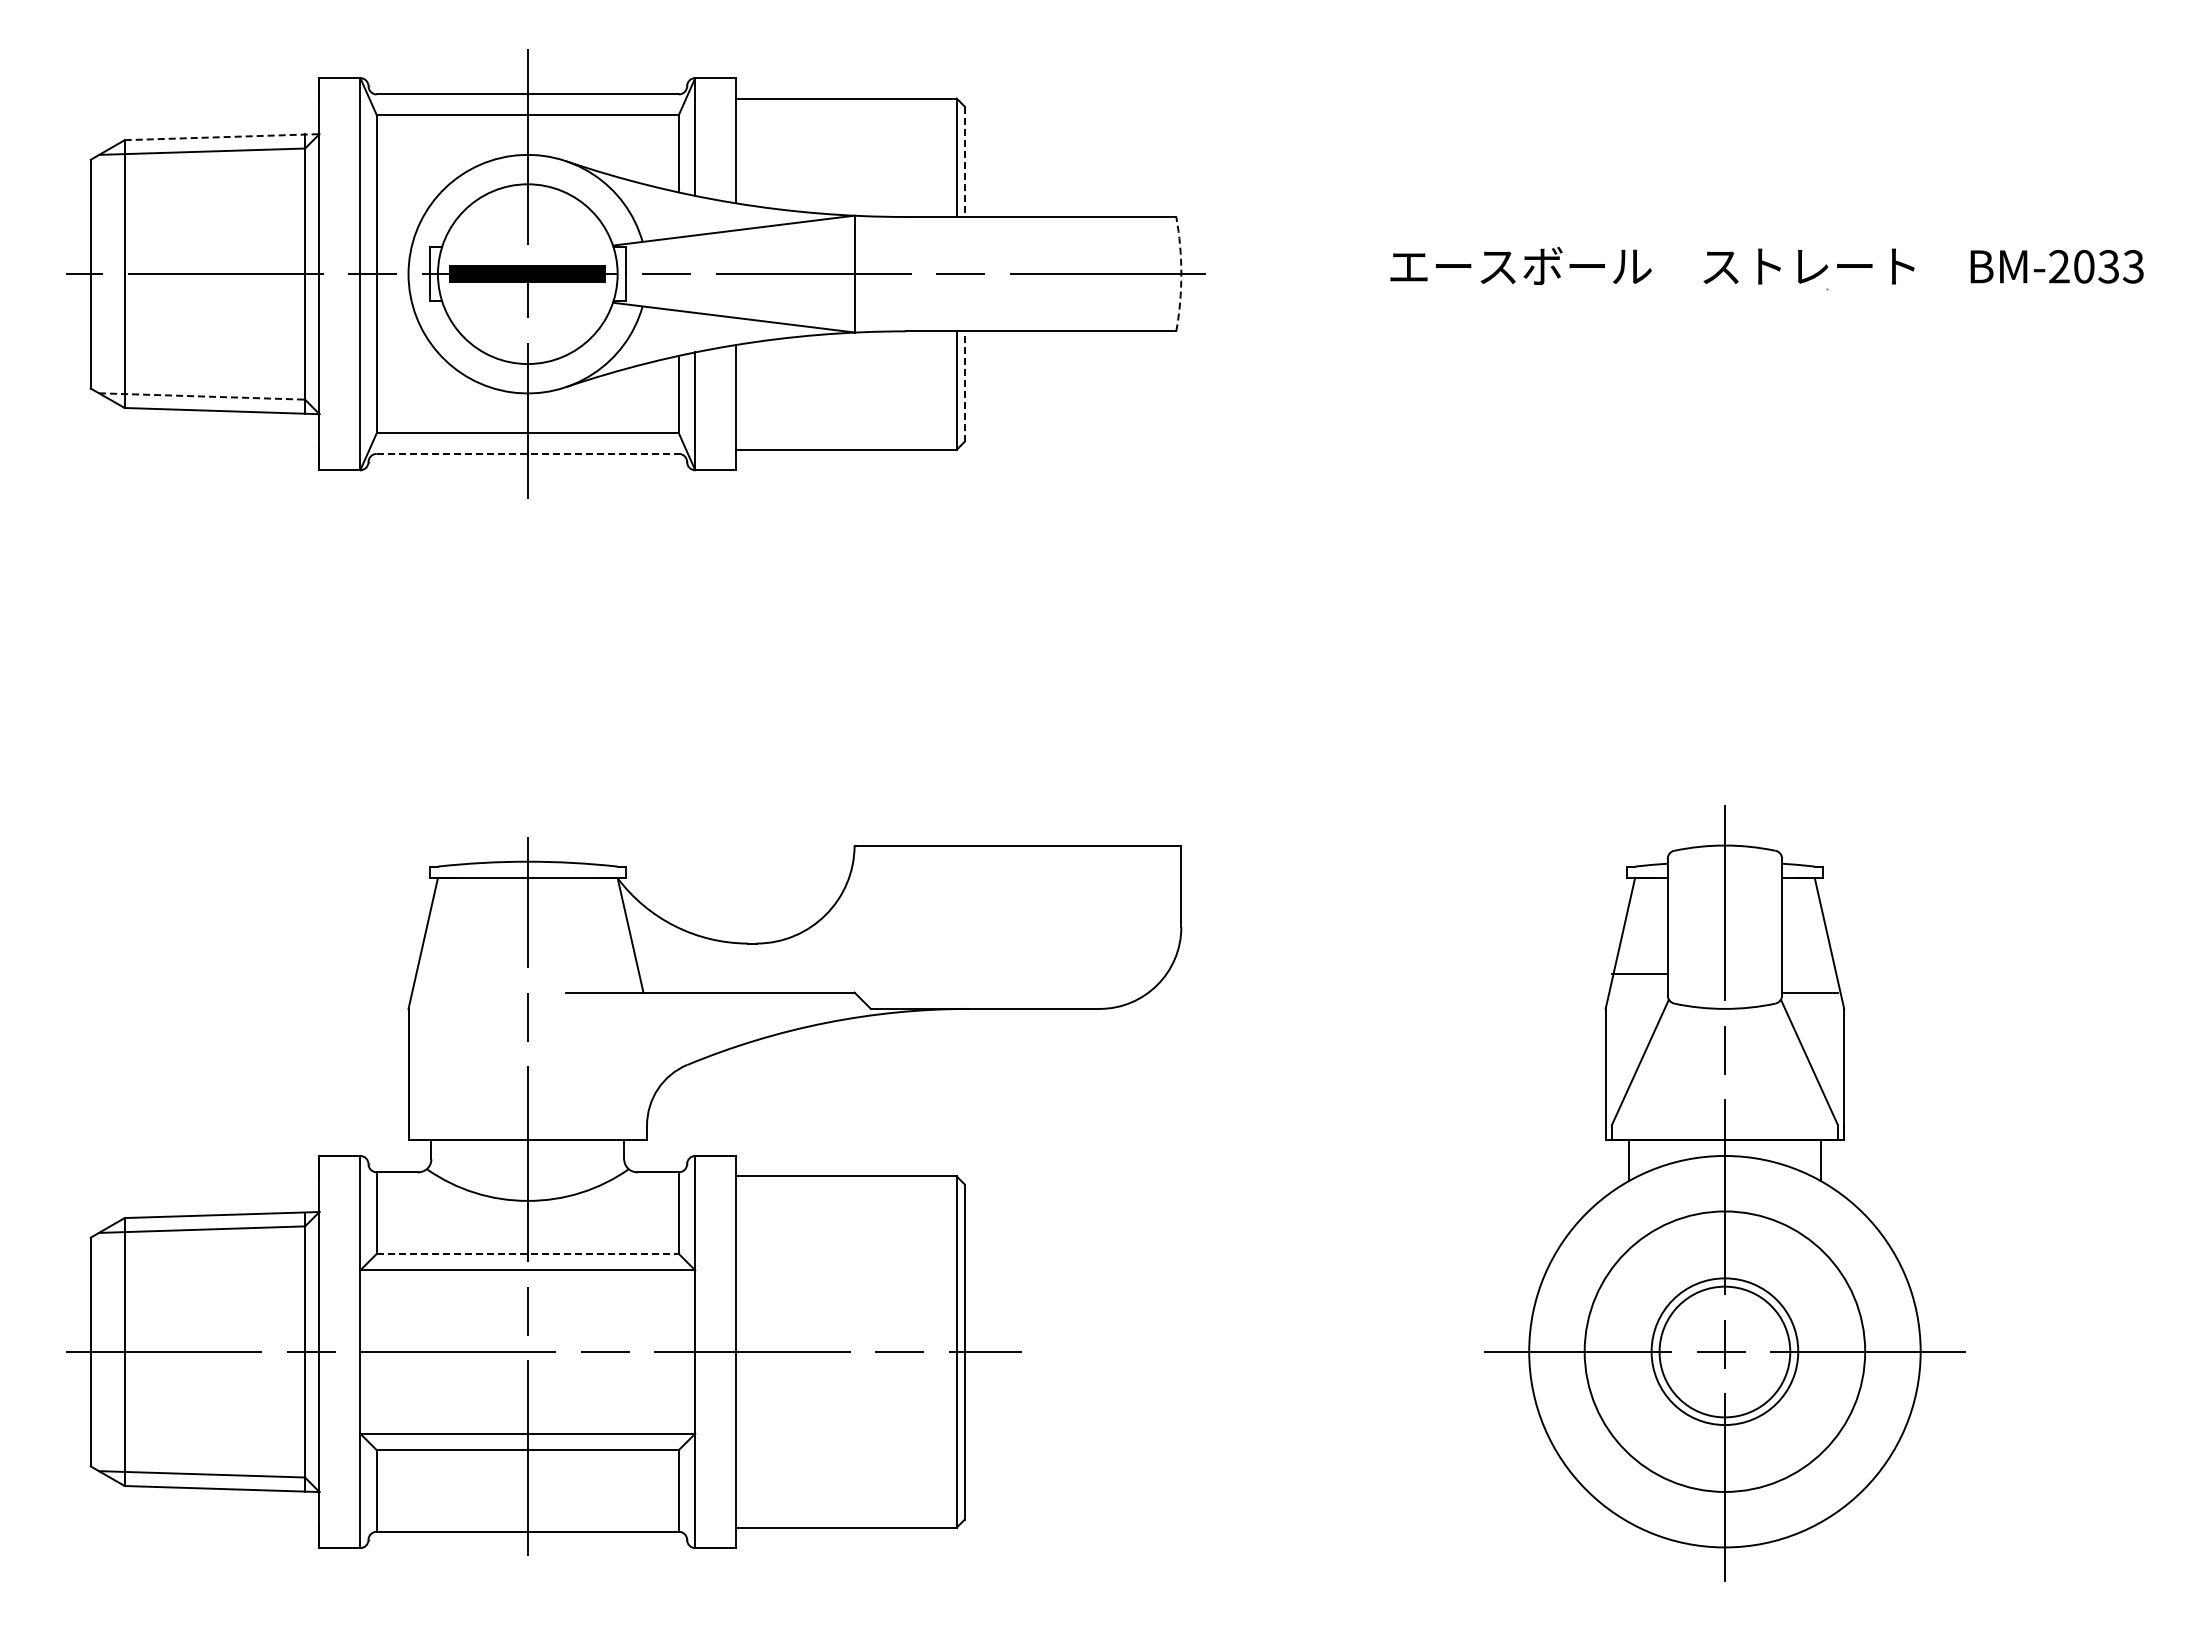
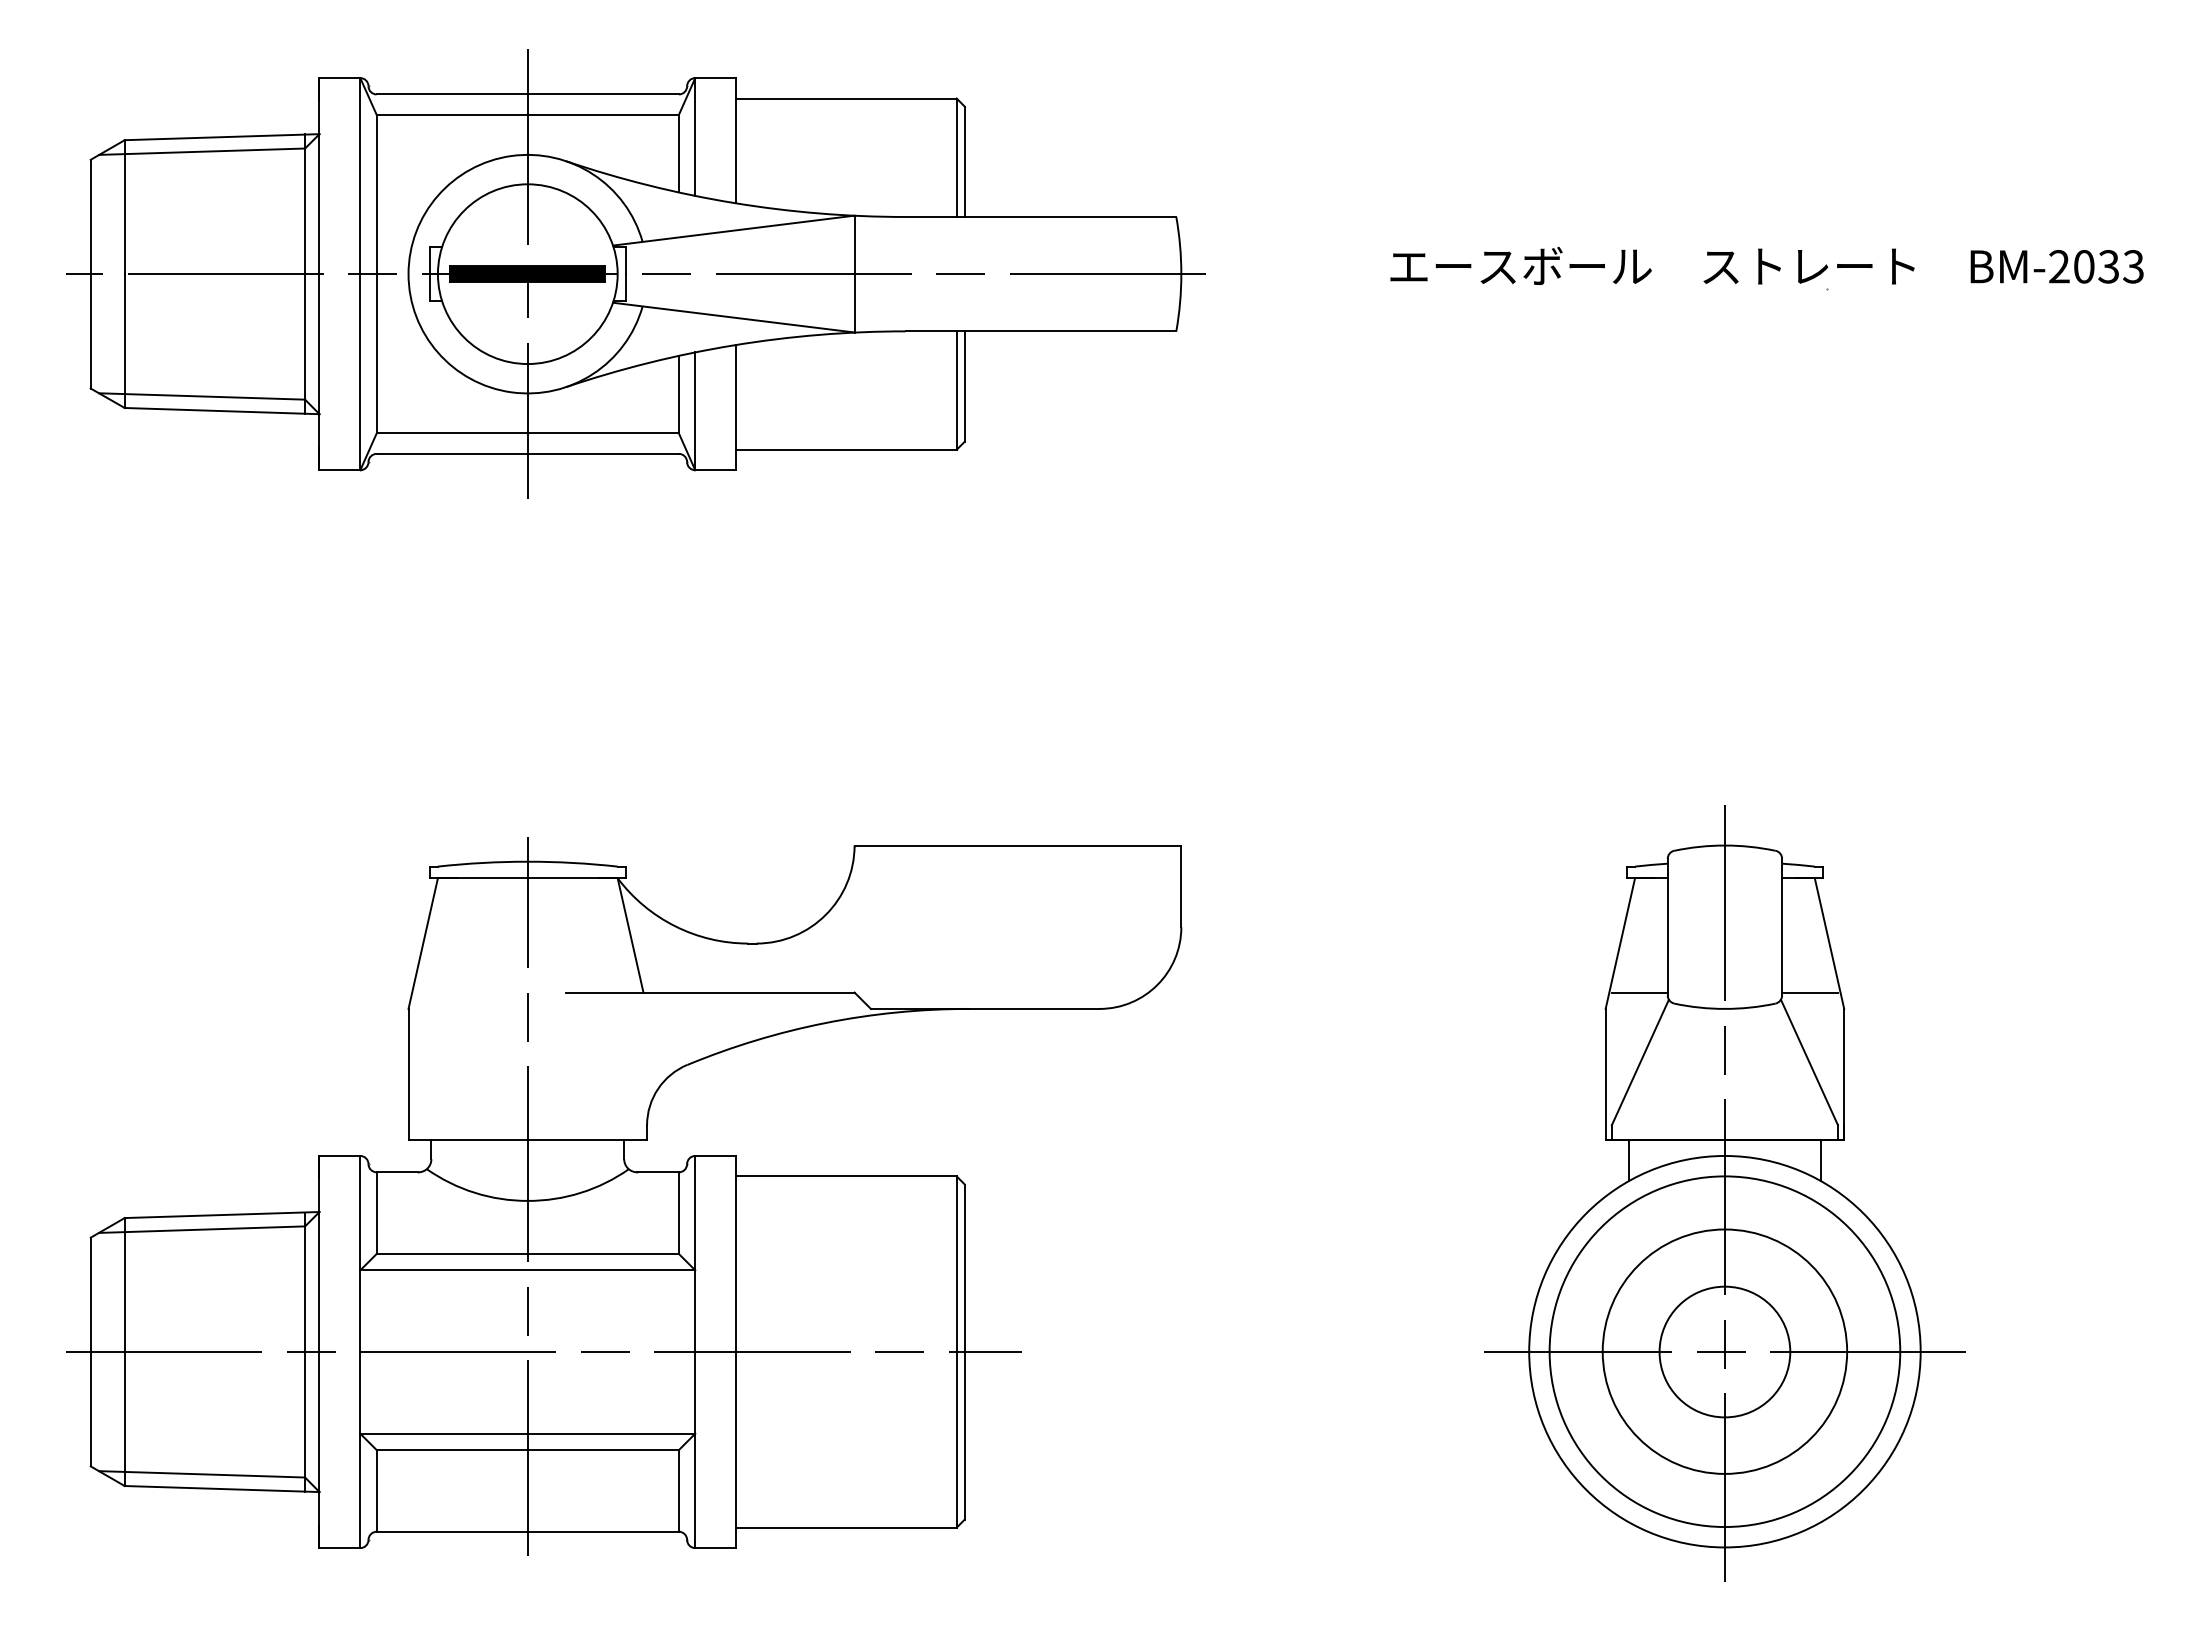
line: dashed -> solid (222, 137)
line: dashed -> solid (964, 162)
arc: dashed -> solid (1181, 274)
line: dashed -> solid (964, 386)
line: dashed -> solid (202, 396)
line: dashed -> solid (528, 453)
line position: (1639, 973) -> (1639, 992) (1639, 992)
line: dashed -> solid (528, 1254)
circle diameter: 147 px -> 244 px (1724, 1351)
circle diameter: 281 px -> 351 px (1724, 1351)
